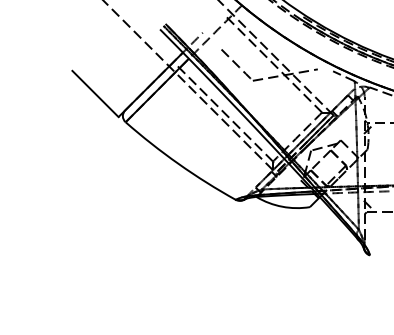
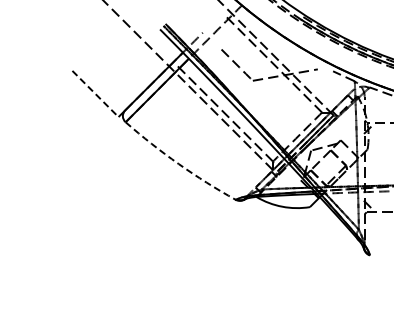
line: solid -> dashed (95, 94)
arc: solid -> dashed (178, 164)
